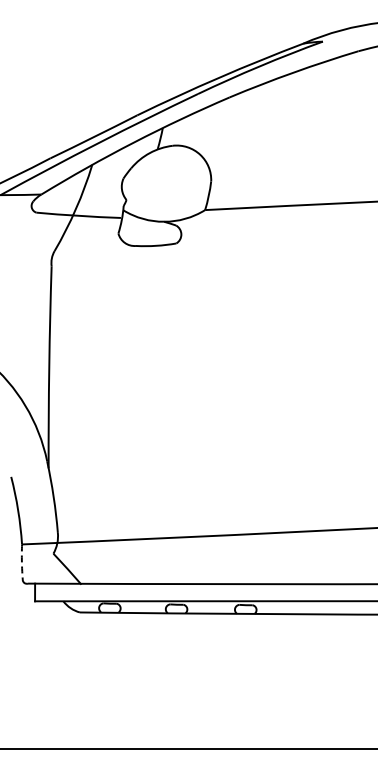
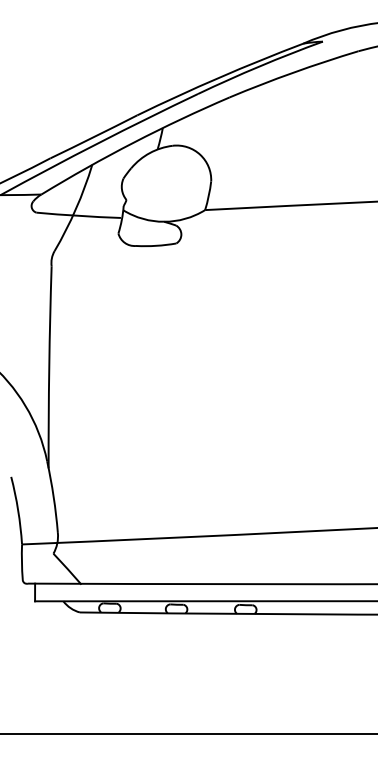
arc: dashed -> solid (21, 562)
line position: (188, 749) -> (188, 734) (188, 734)
